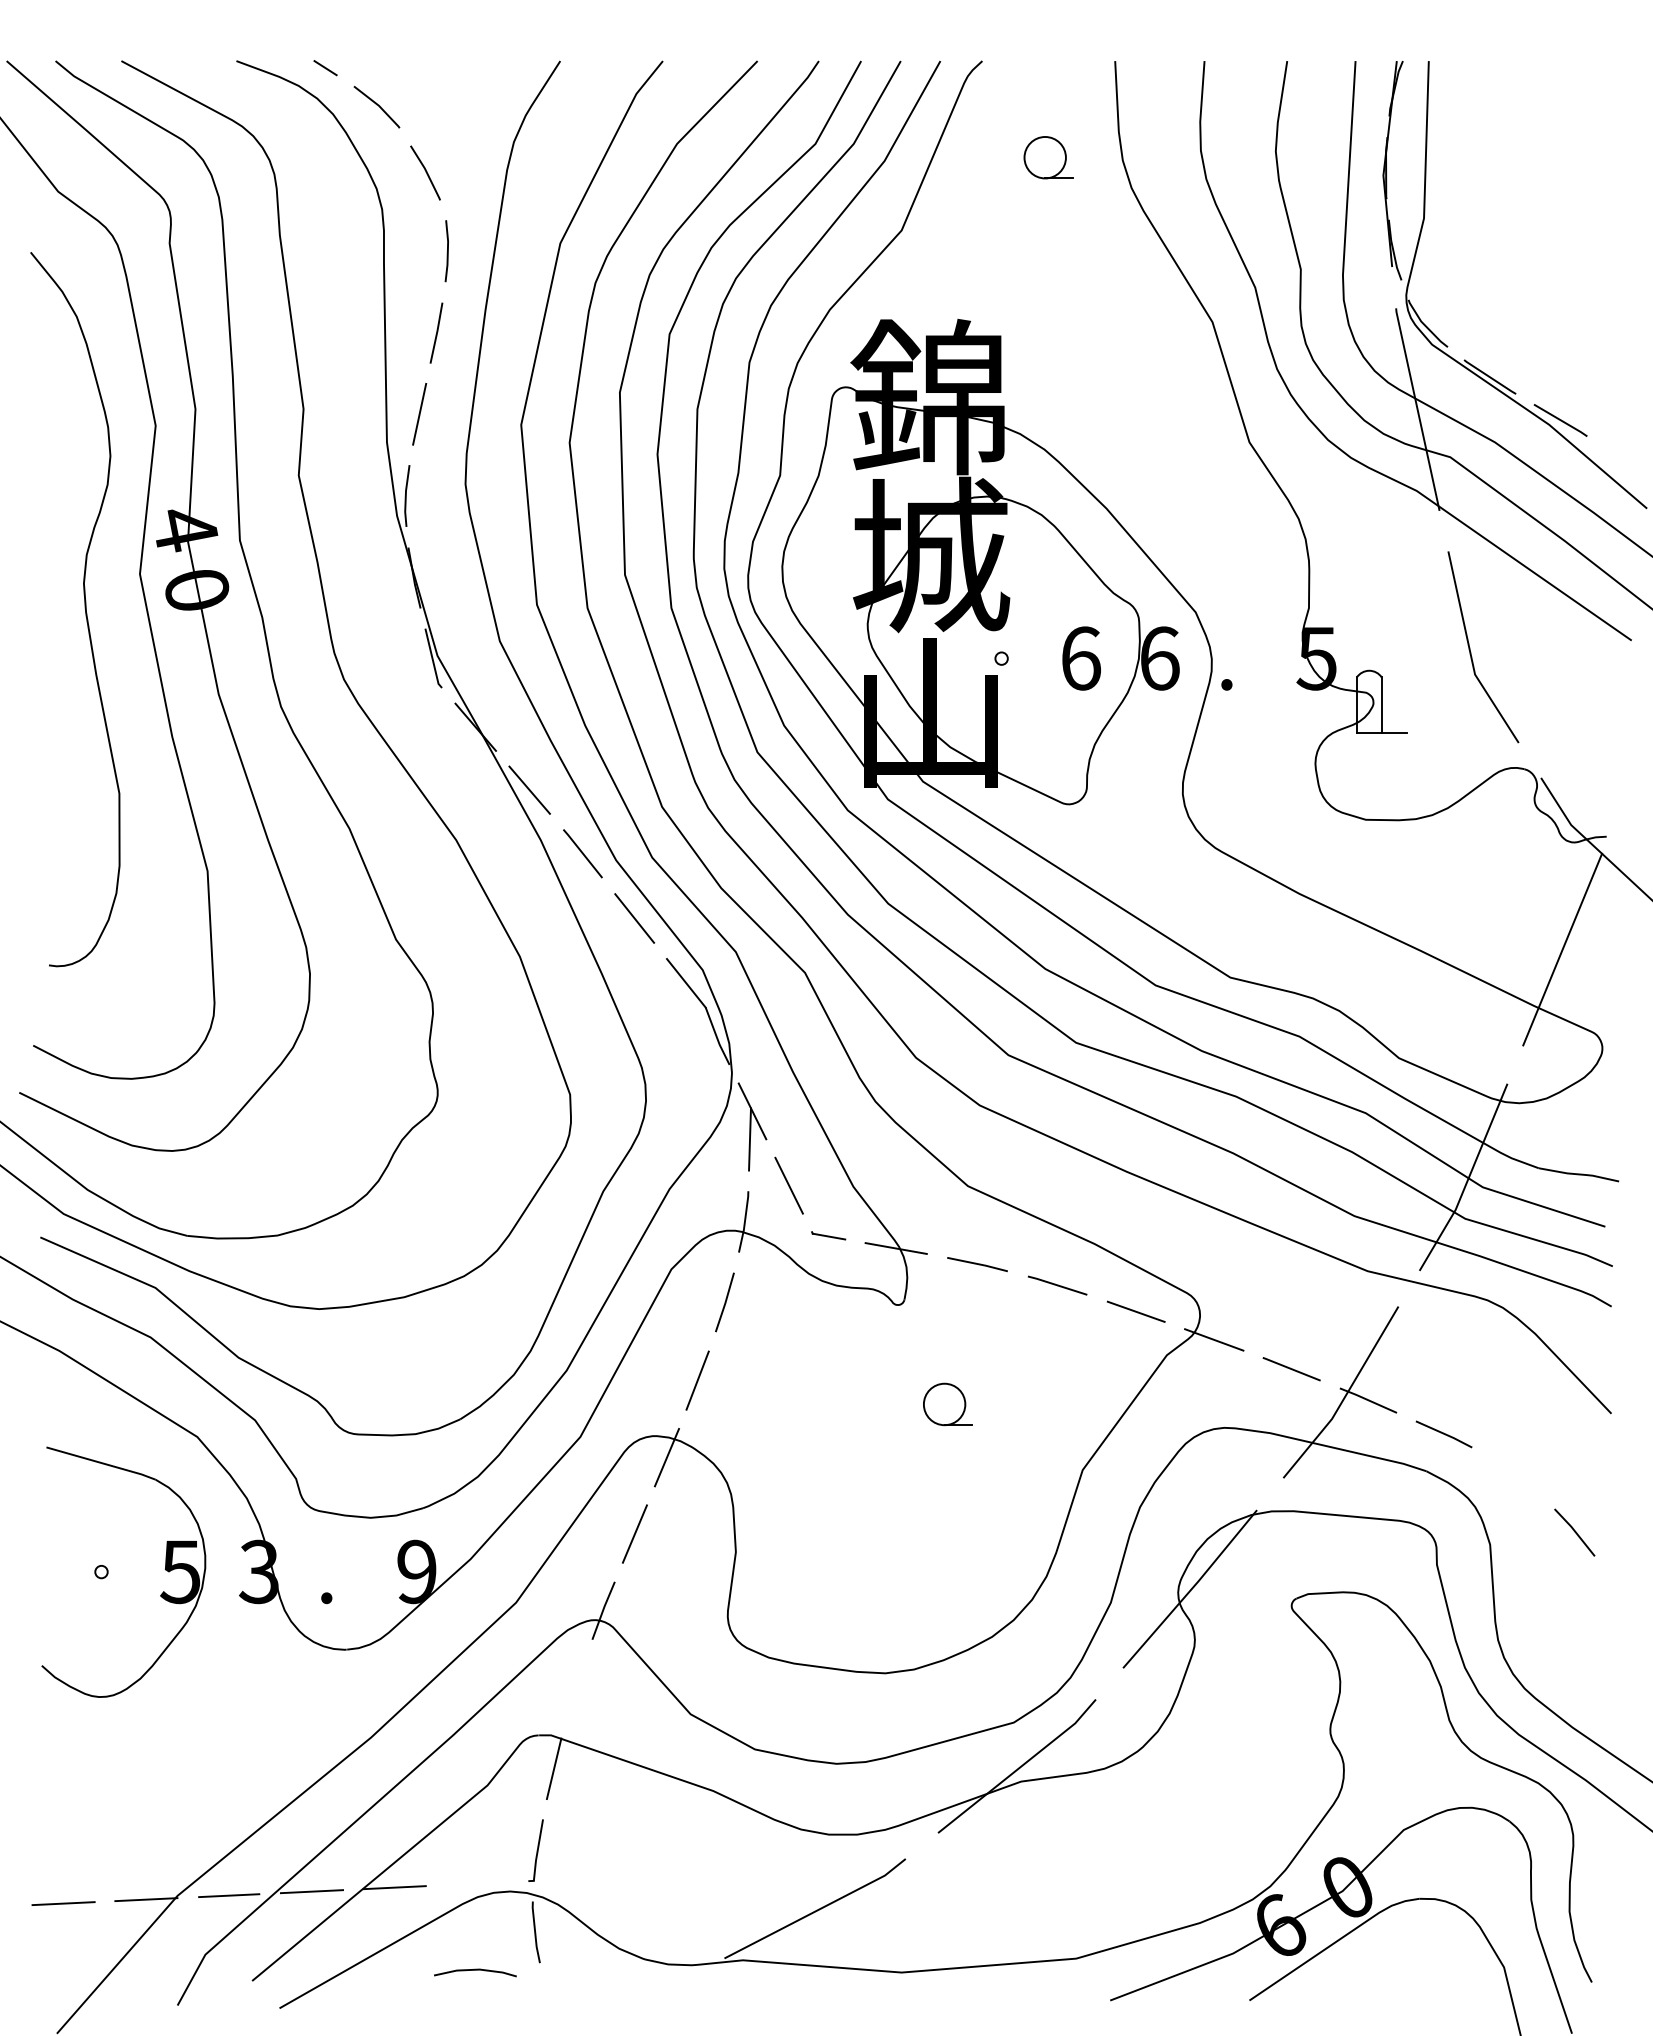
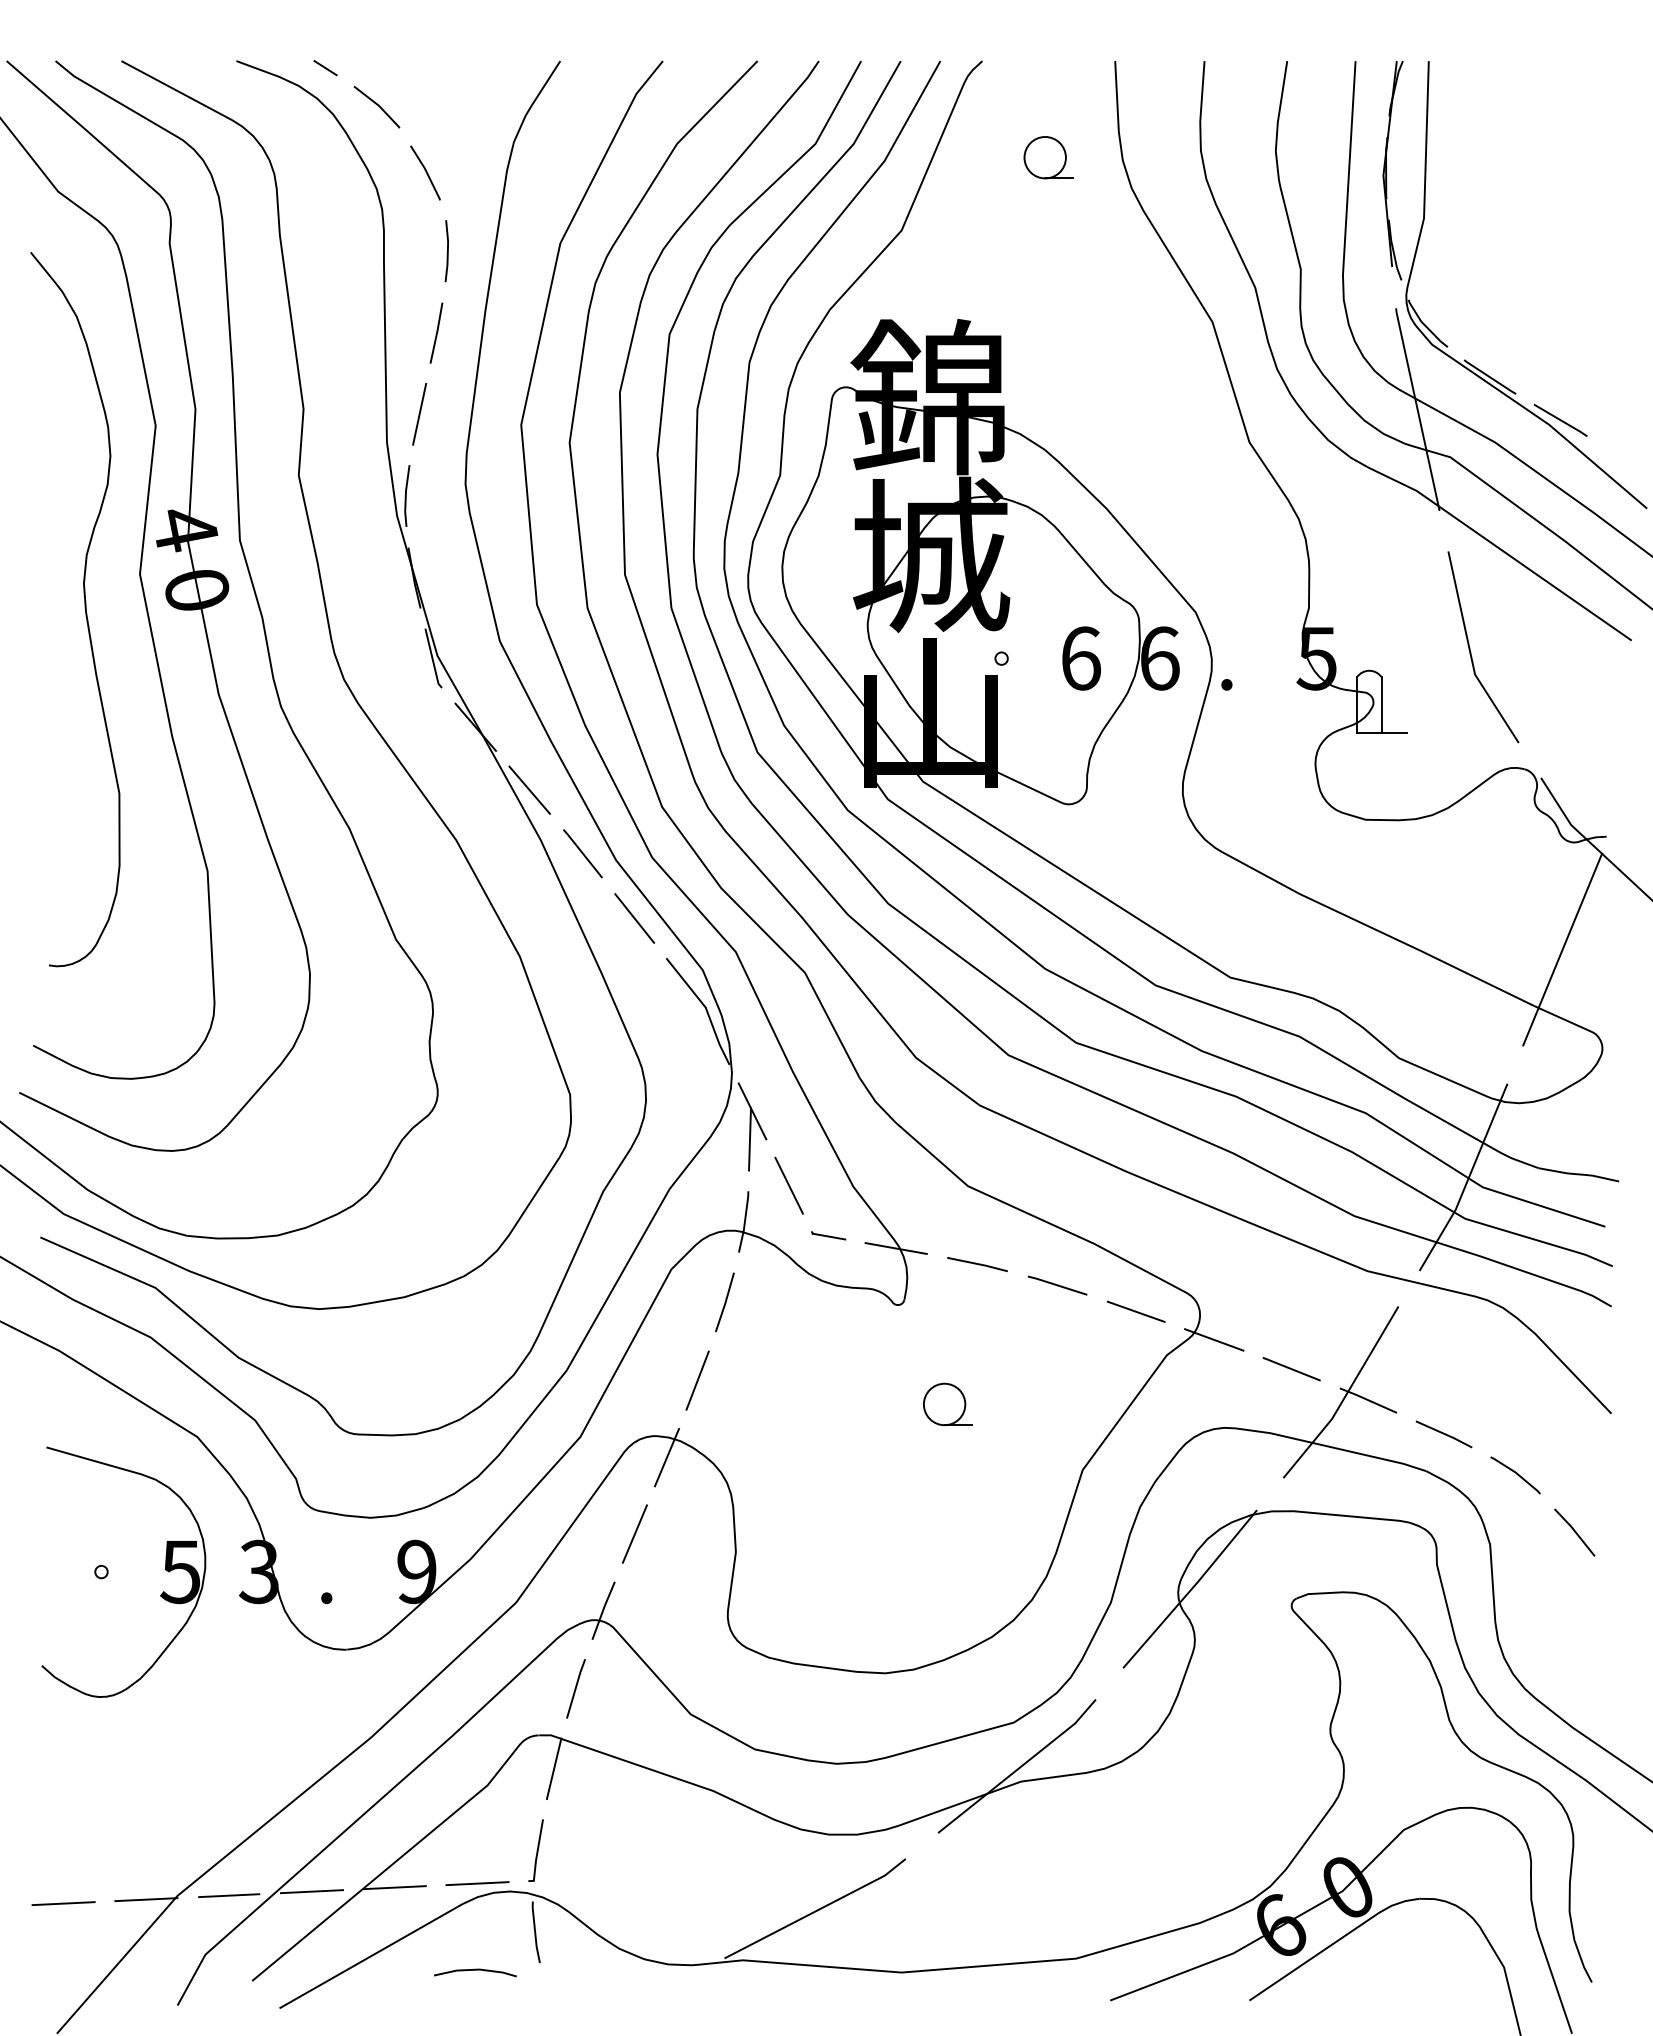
line: none -> present (1516, 1474)
line: none -> present (575, 1688)
line: none -> present (477, 1883)
